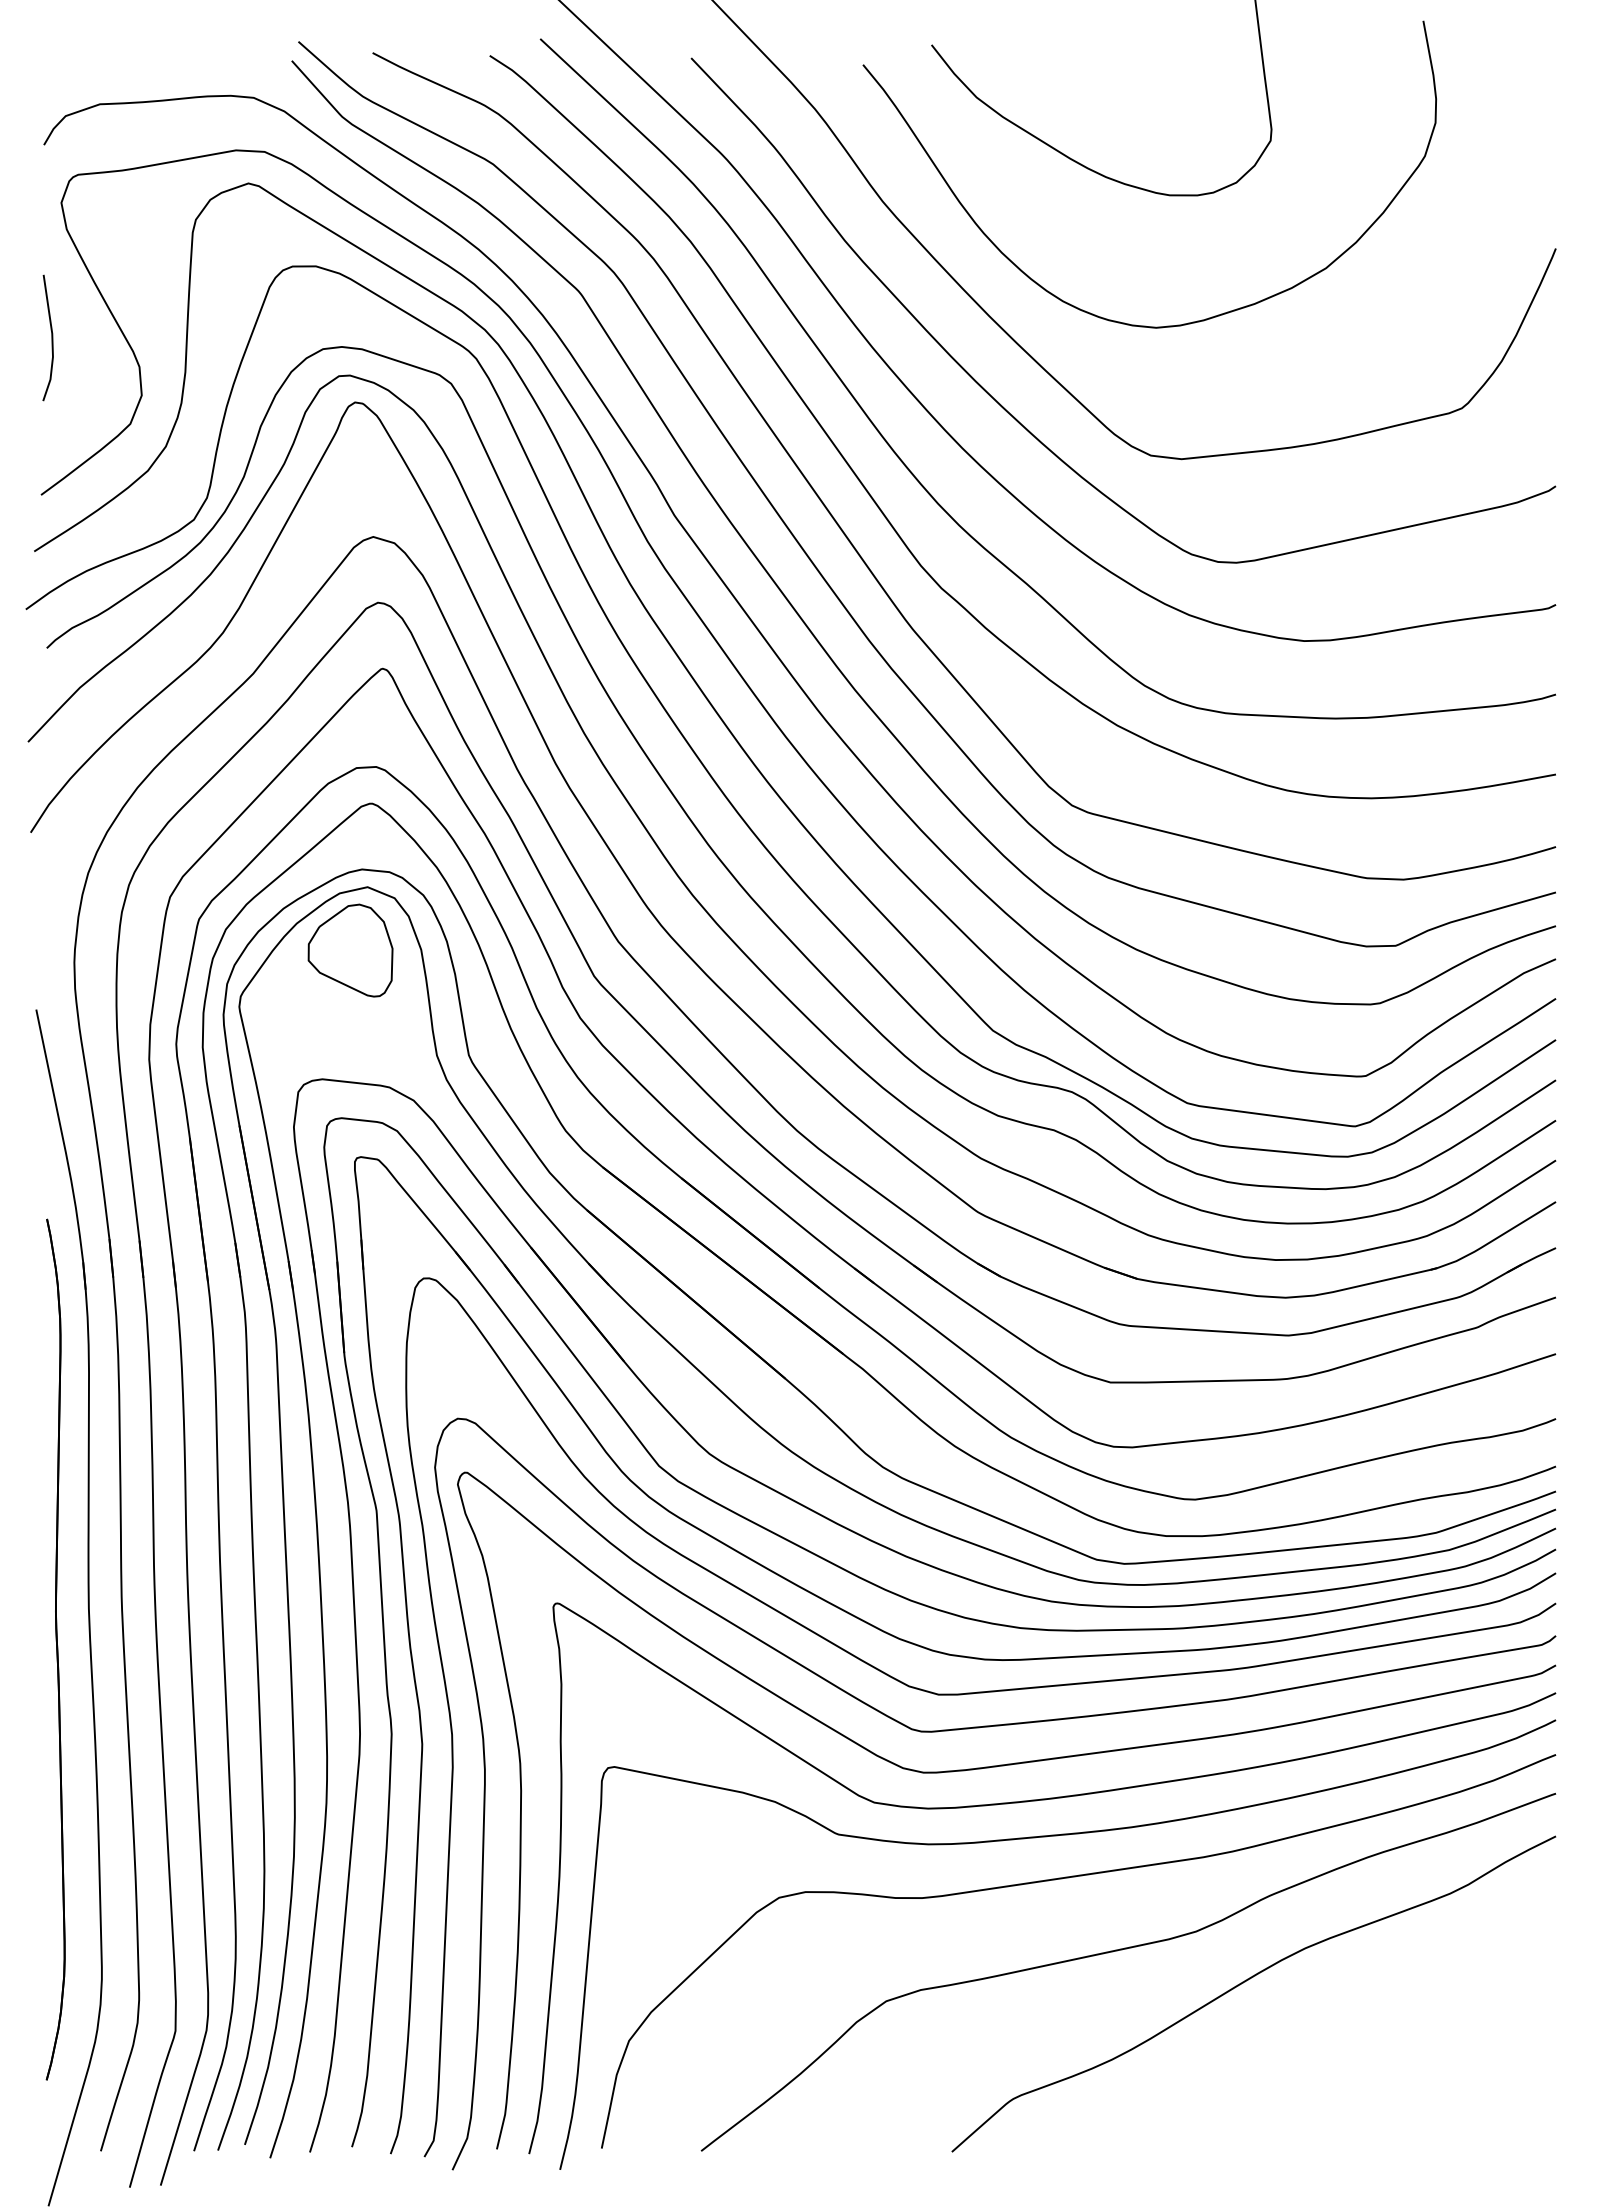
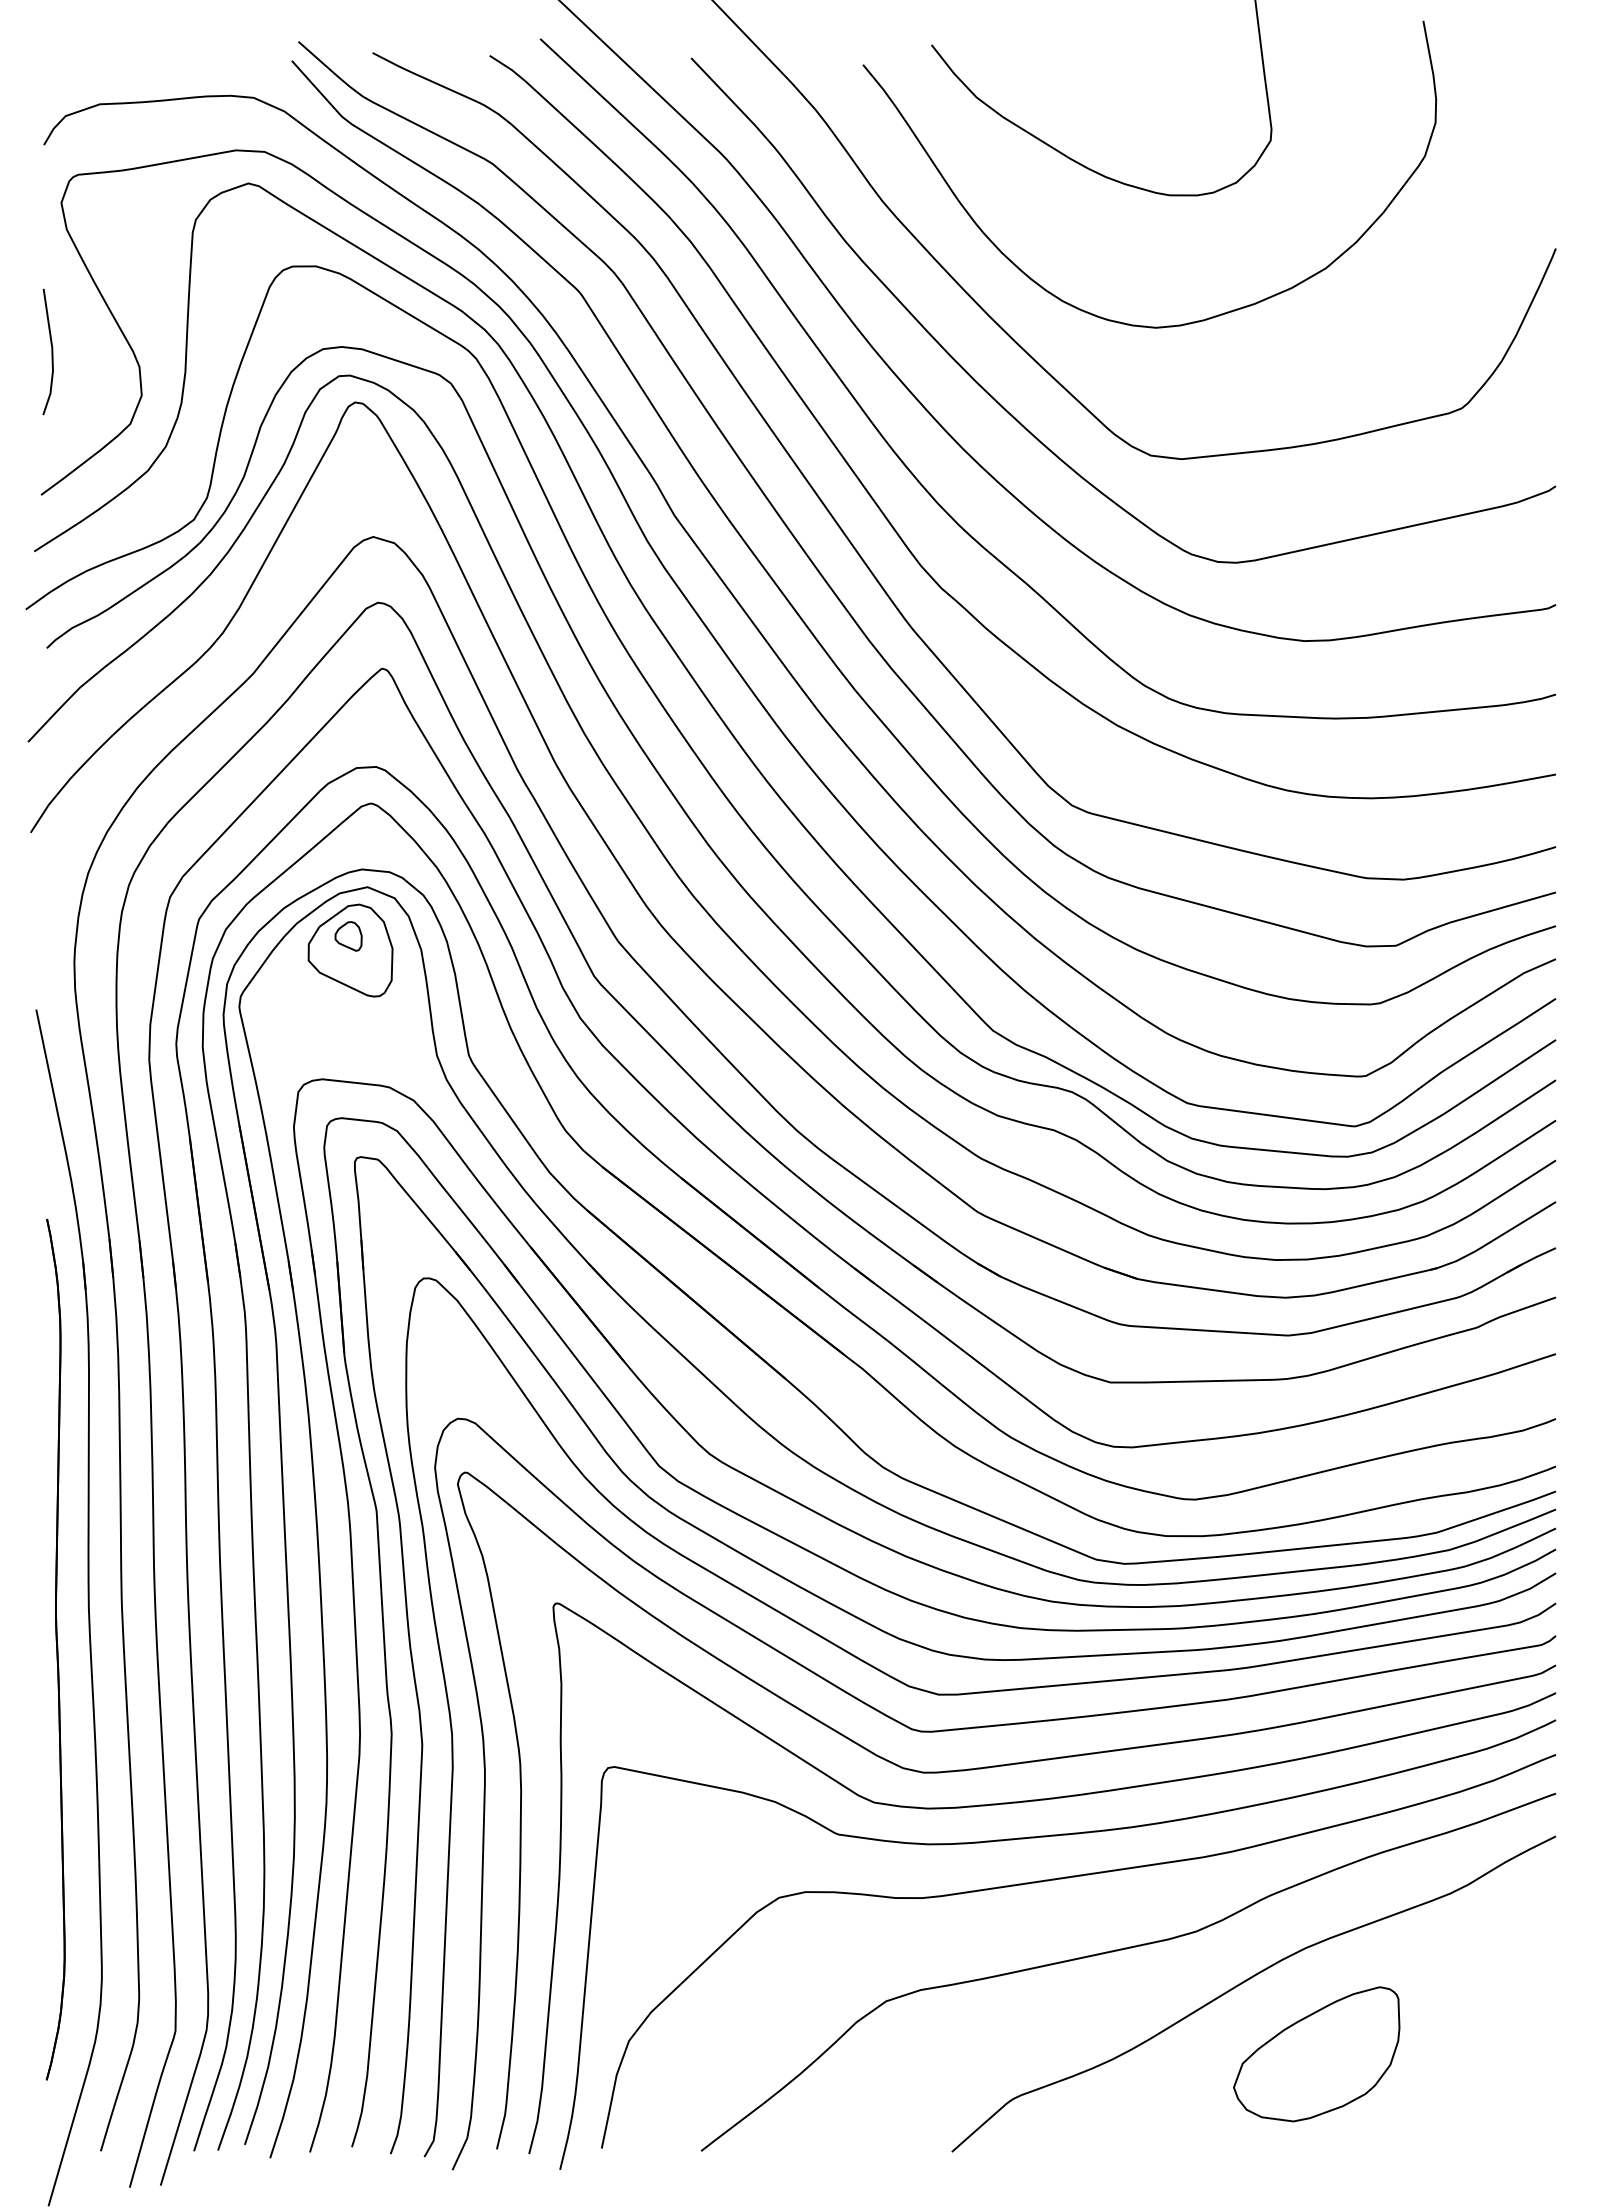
line position: (51, 337) -> (51, 351) (51, 351)
part: none -> present (348, 936)
part: none -> present (1316, 2054)
